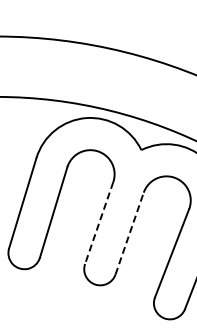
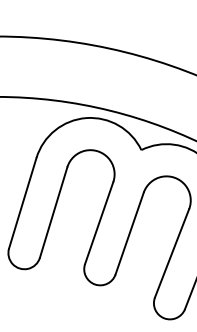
line: dashed -> solid (99, 223)
line: dashed -> solid (129, 233)
